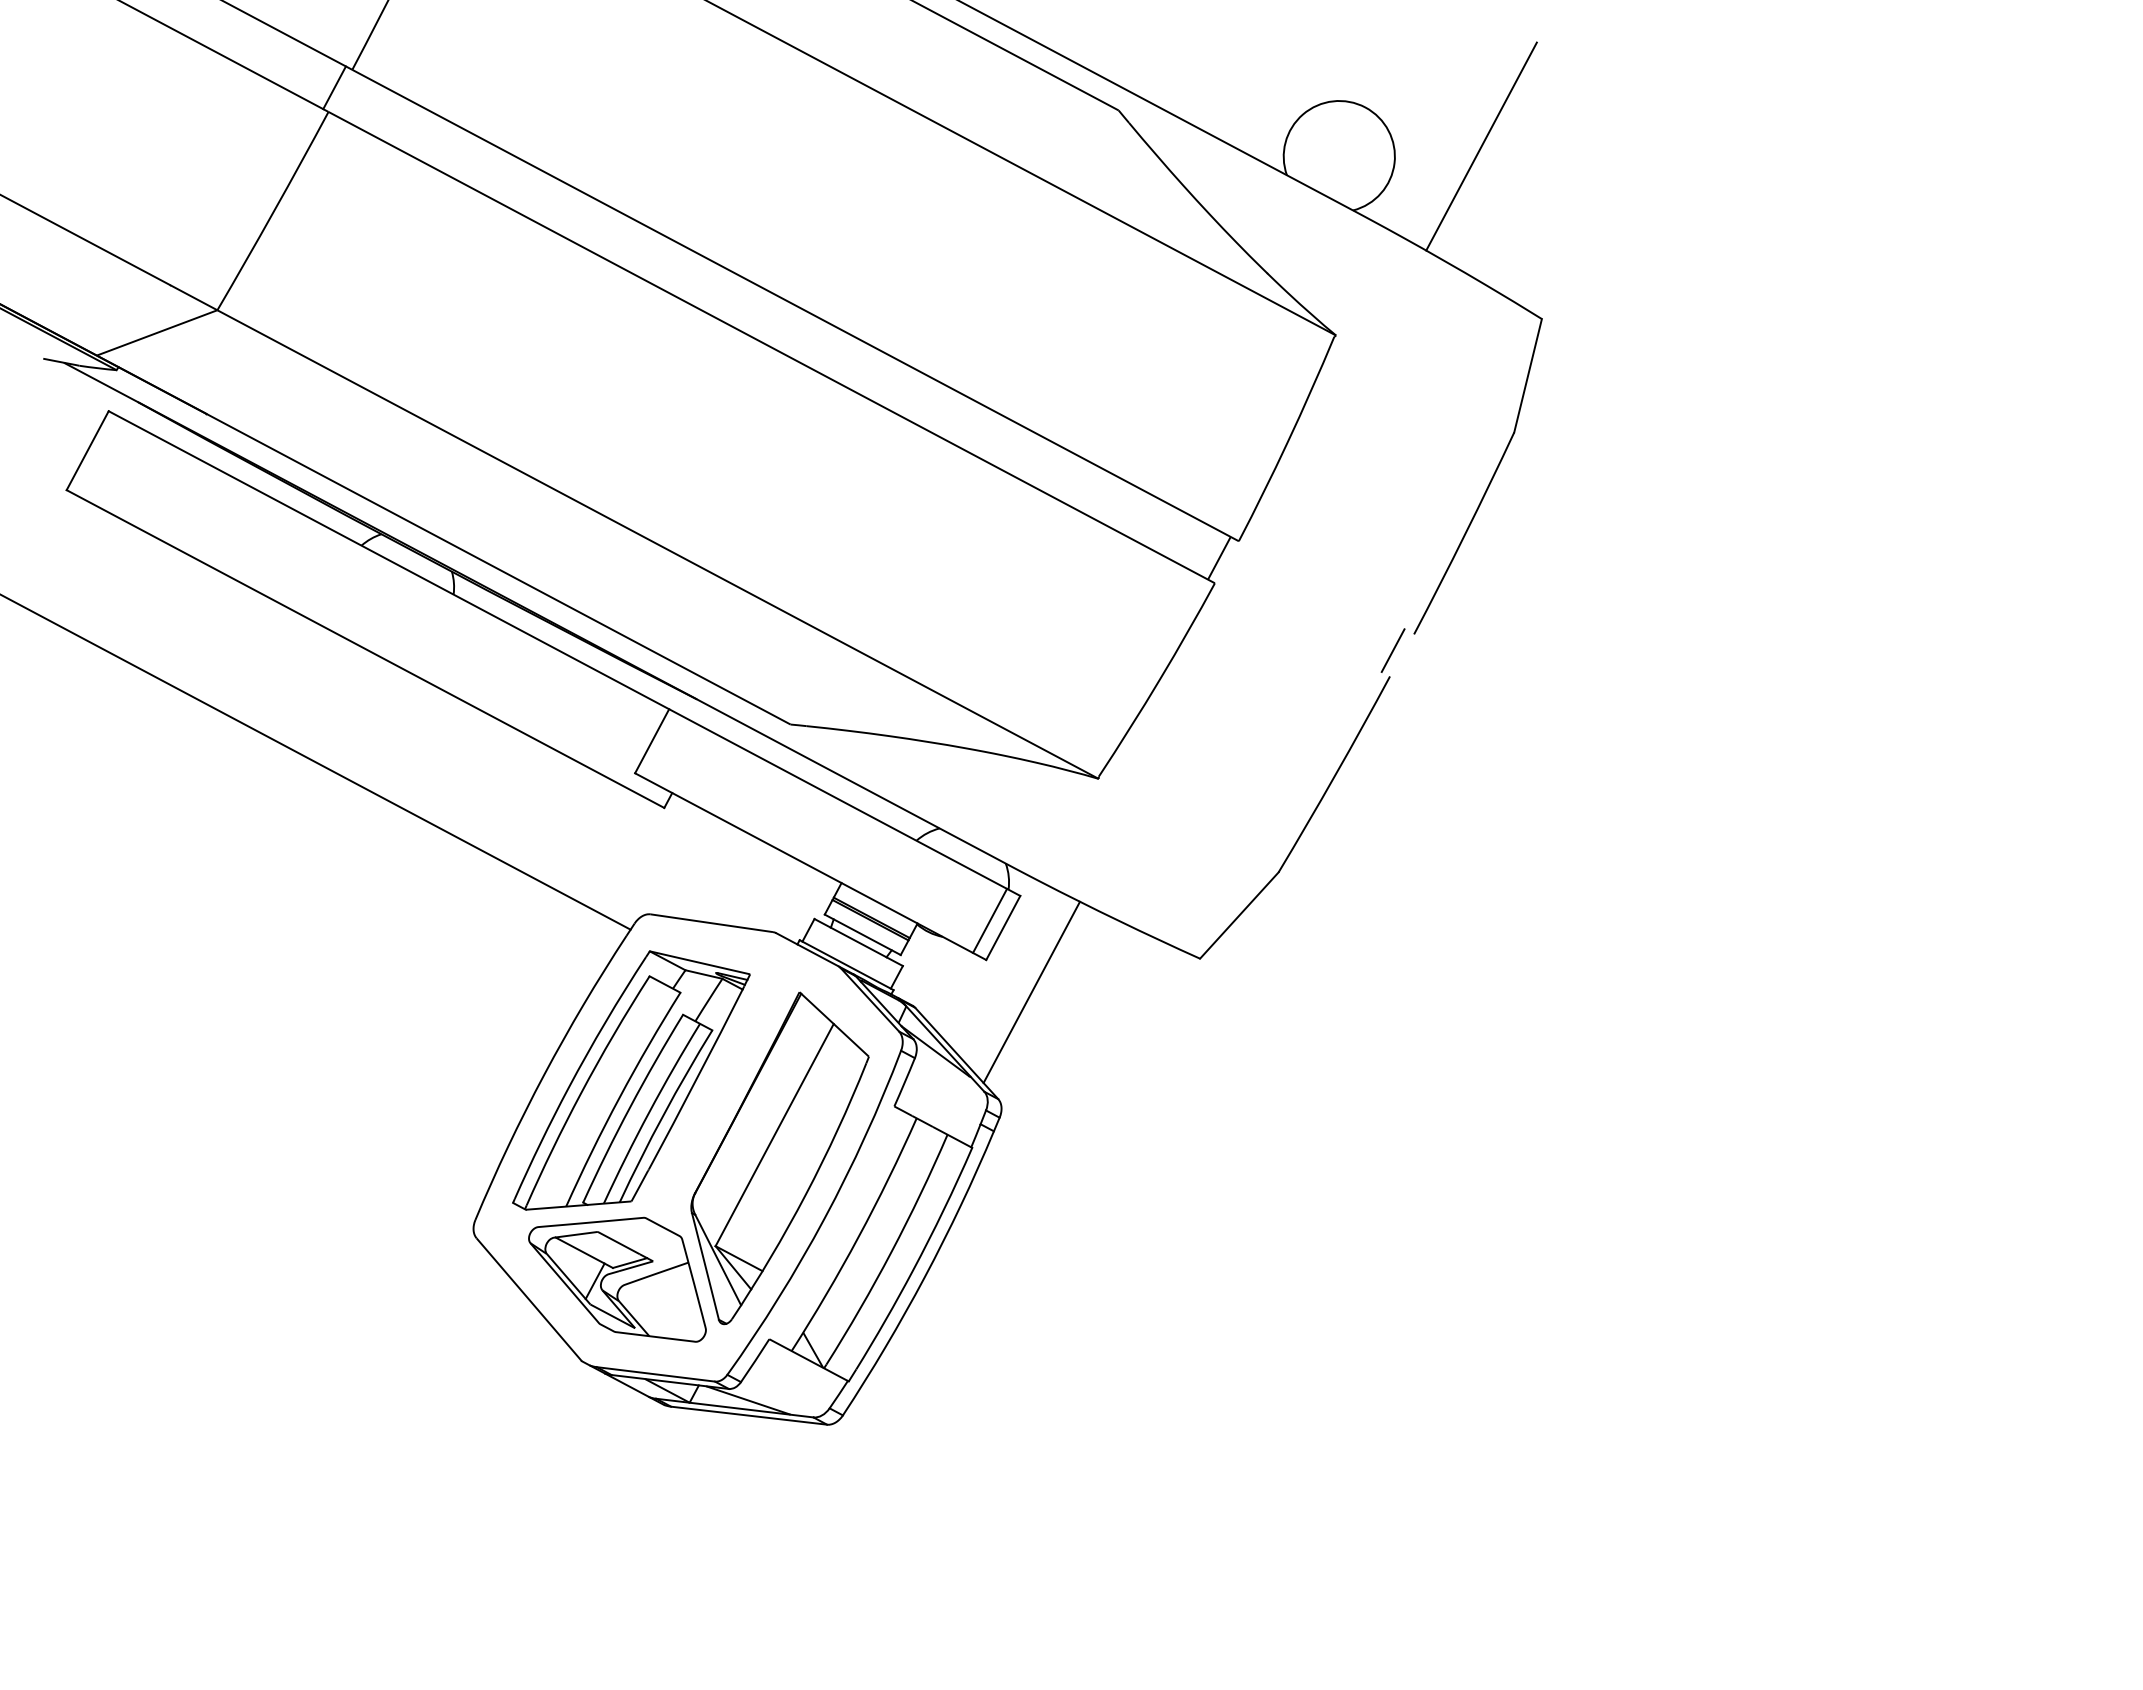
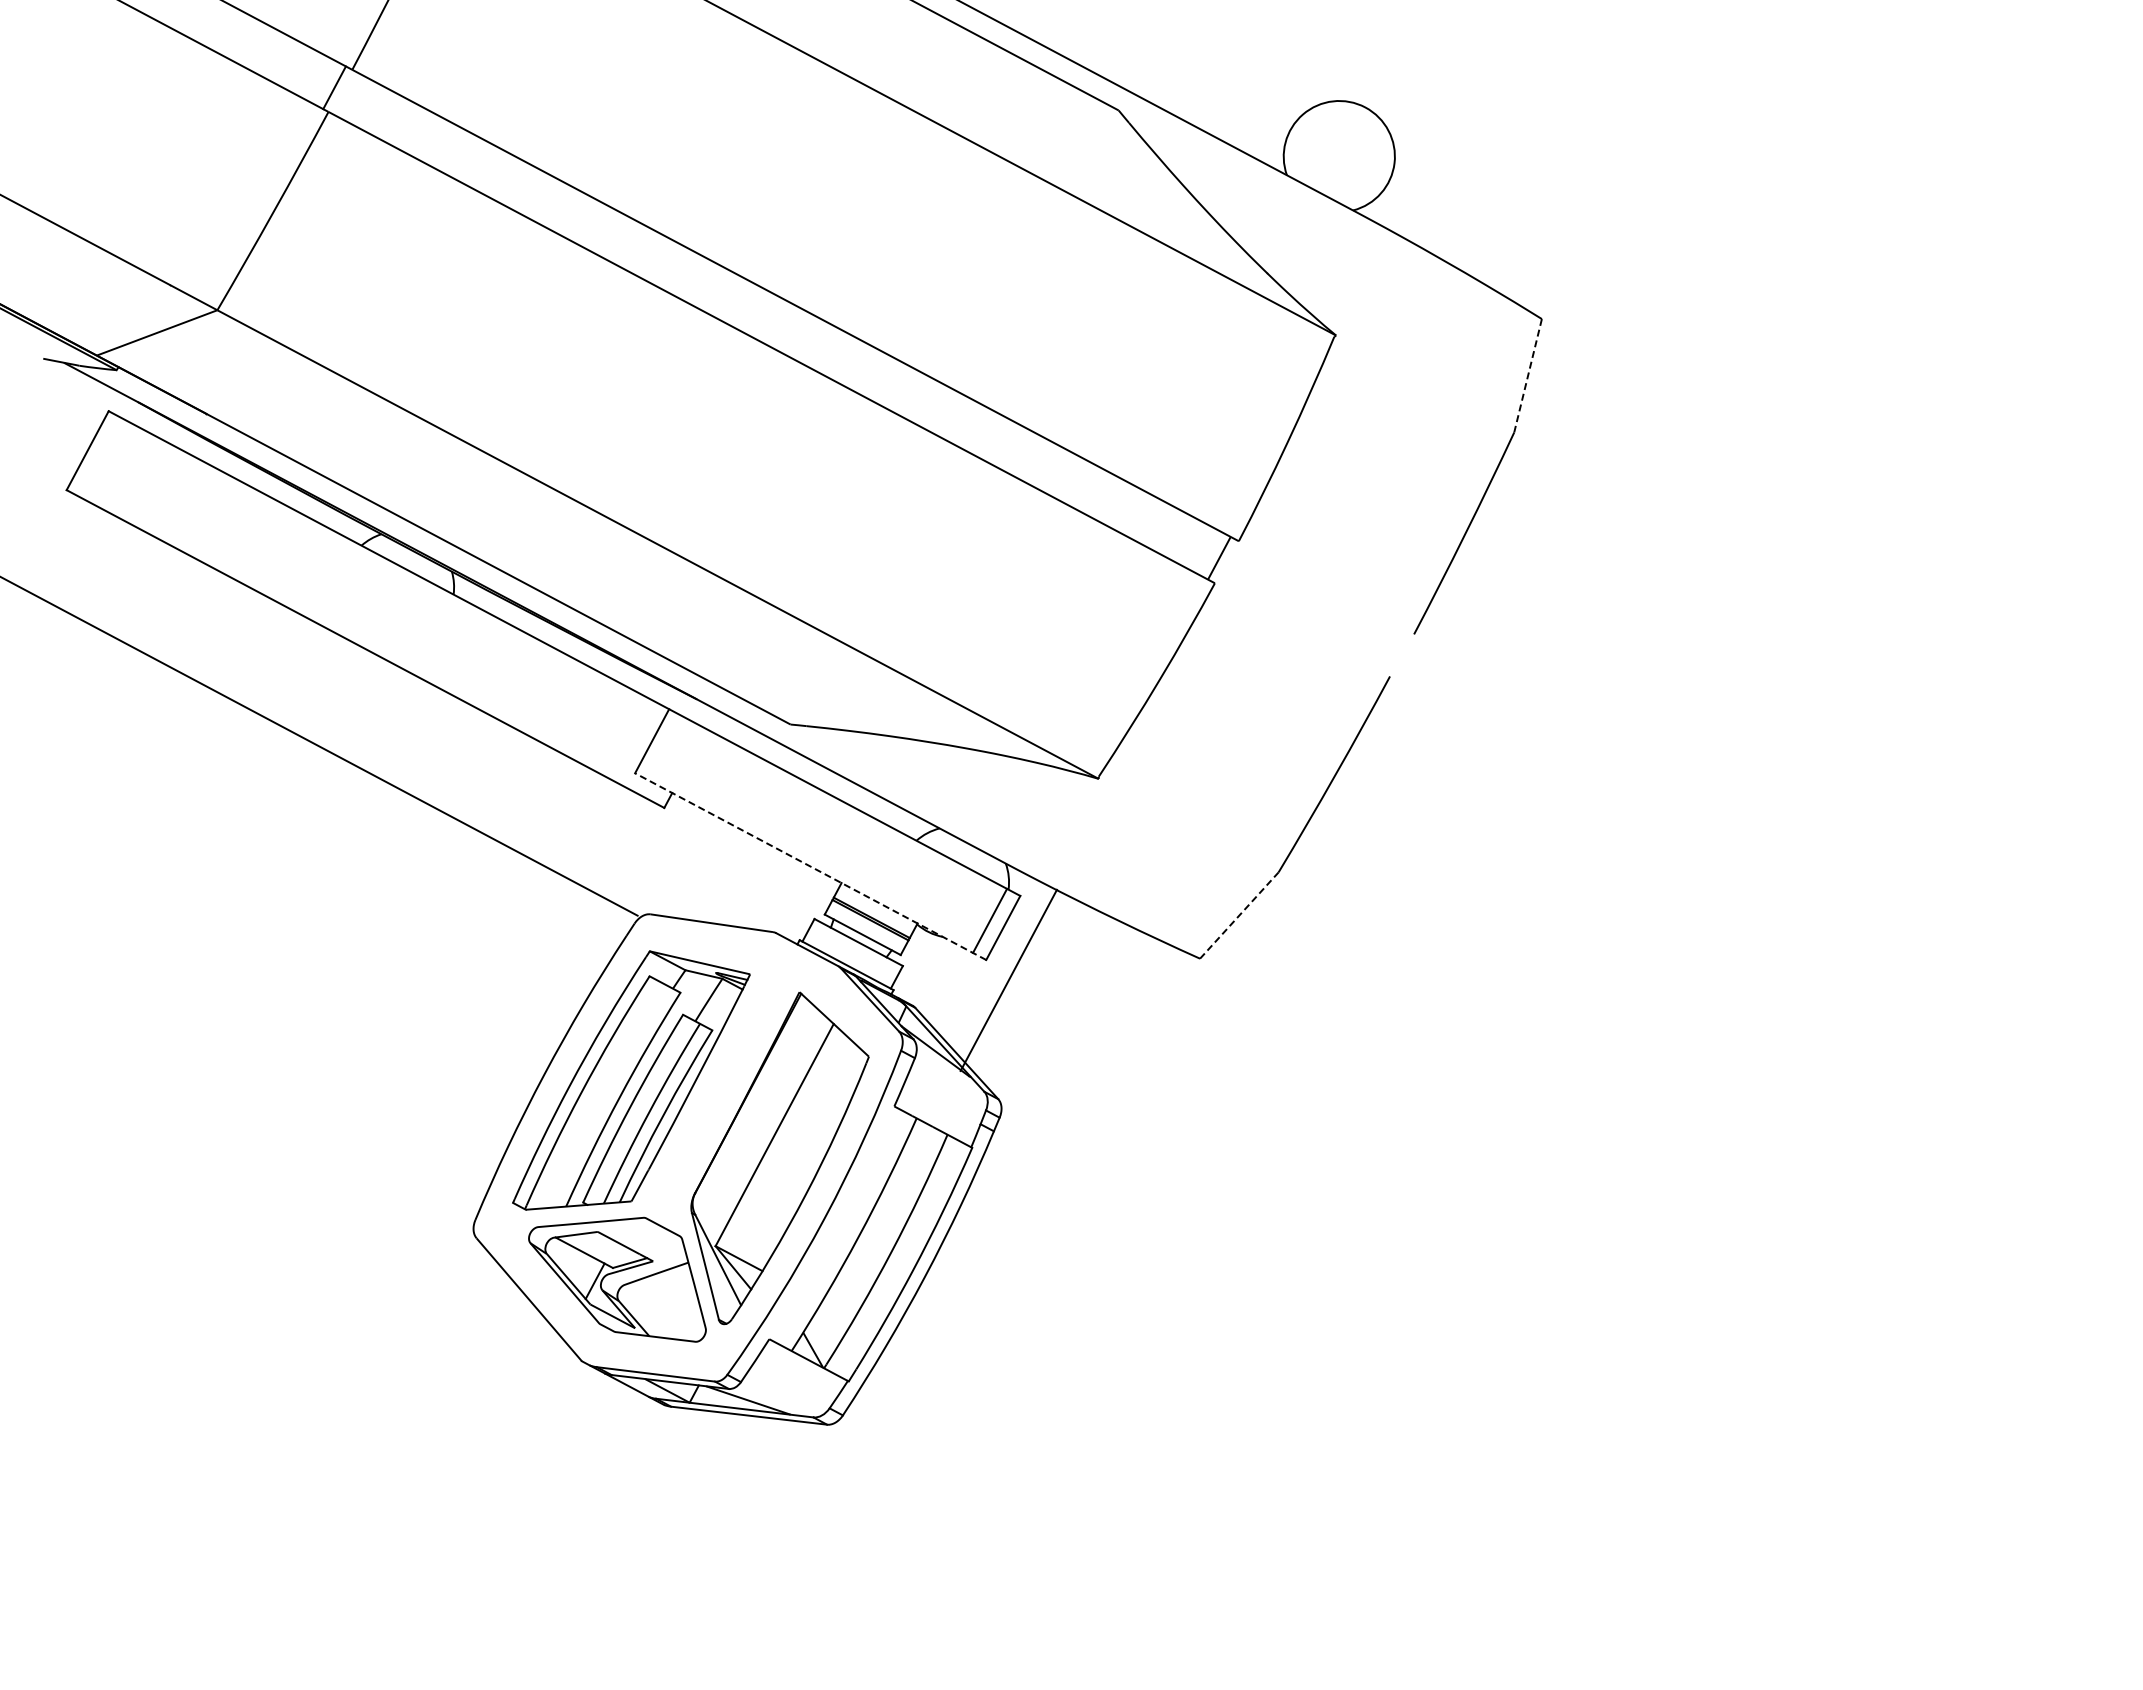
line: present -> none (1481, 146)
line: solid -> dashed (1527, 376)
line: present -> none (1392, 650)
line position: (316, 762) -> (319, 746) (319, 746)
line: solid -> dashed (810, 866)
line: solid -> dashed (1239, 915)
line position: (1031, 992) -> (1008, 980) (1008, 980)
